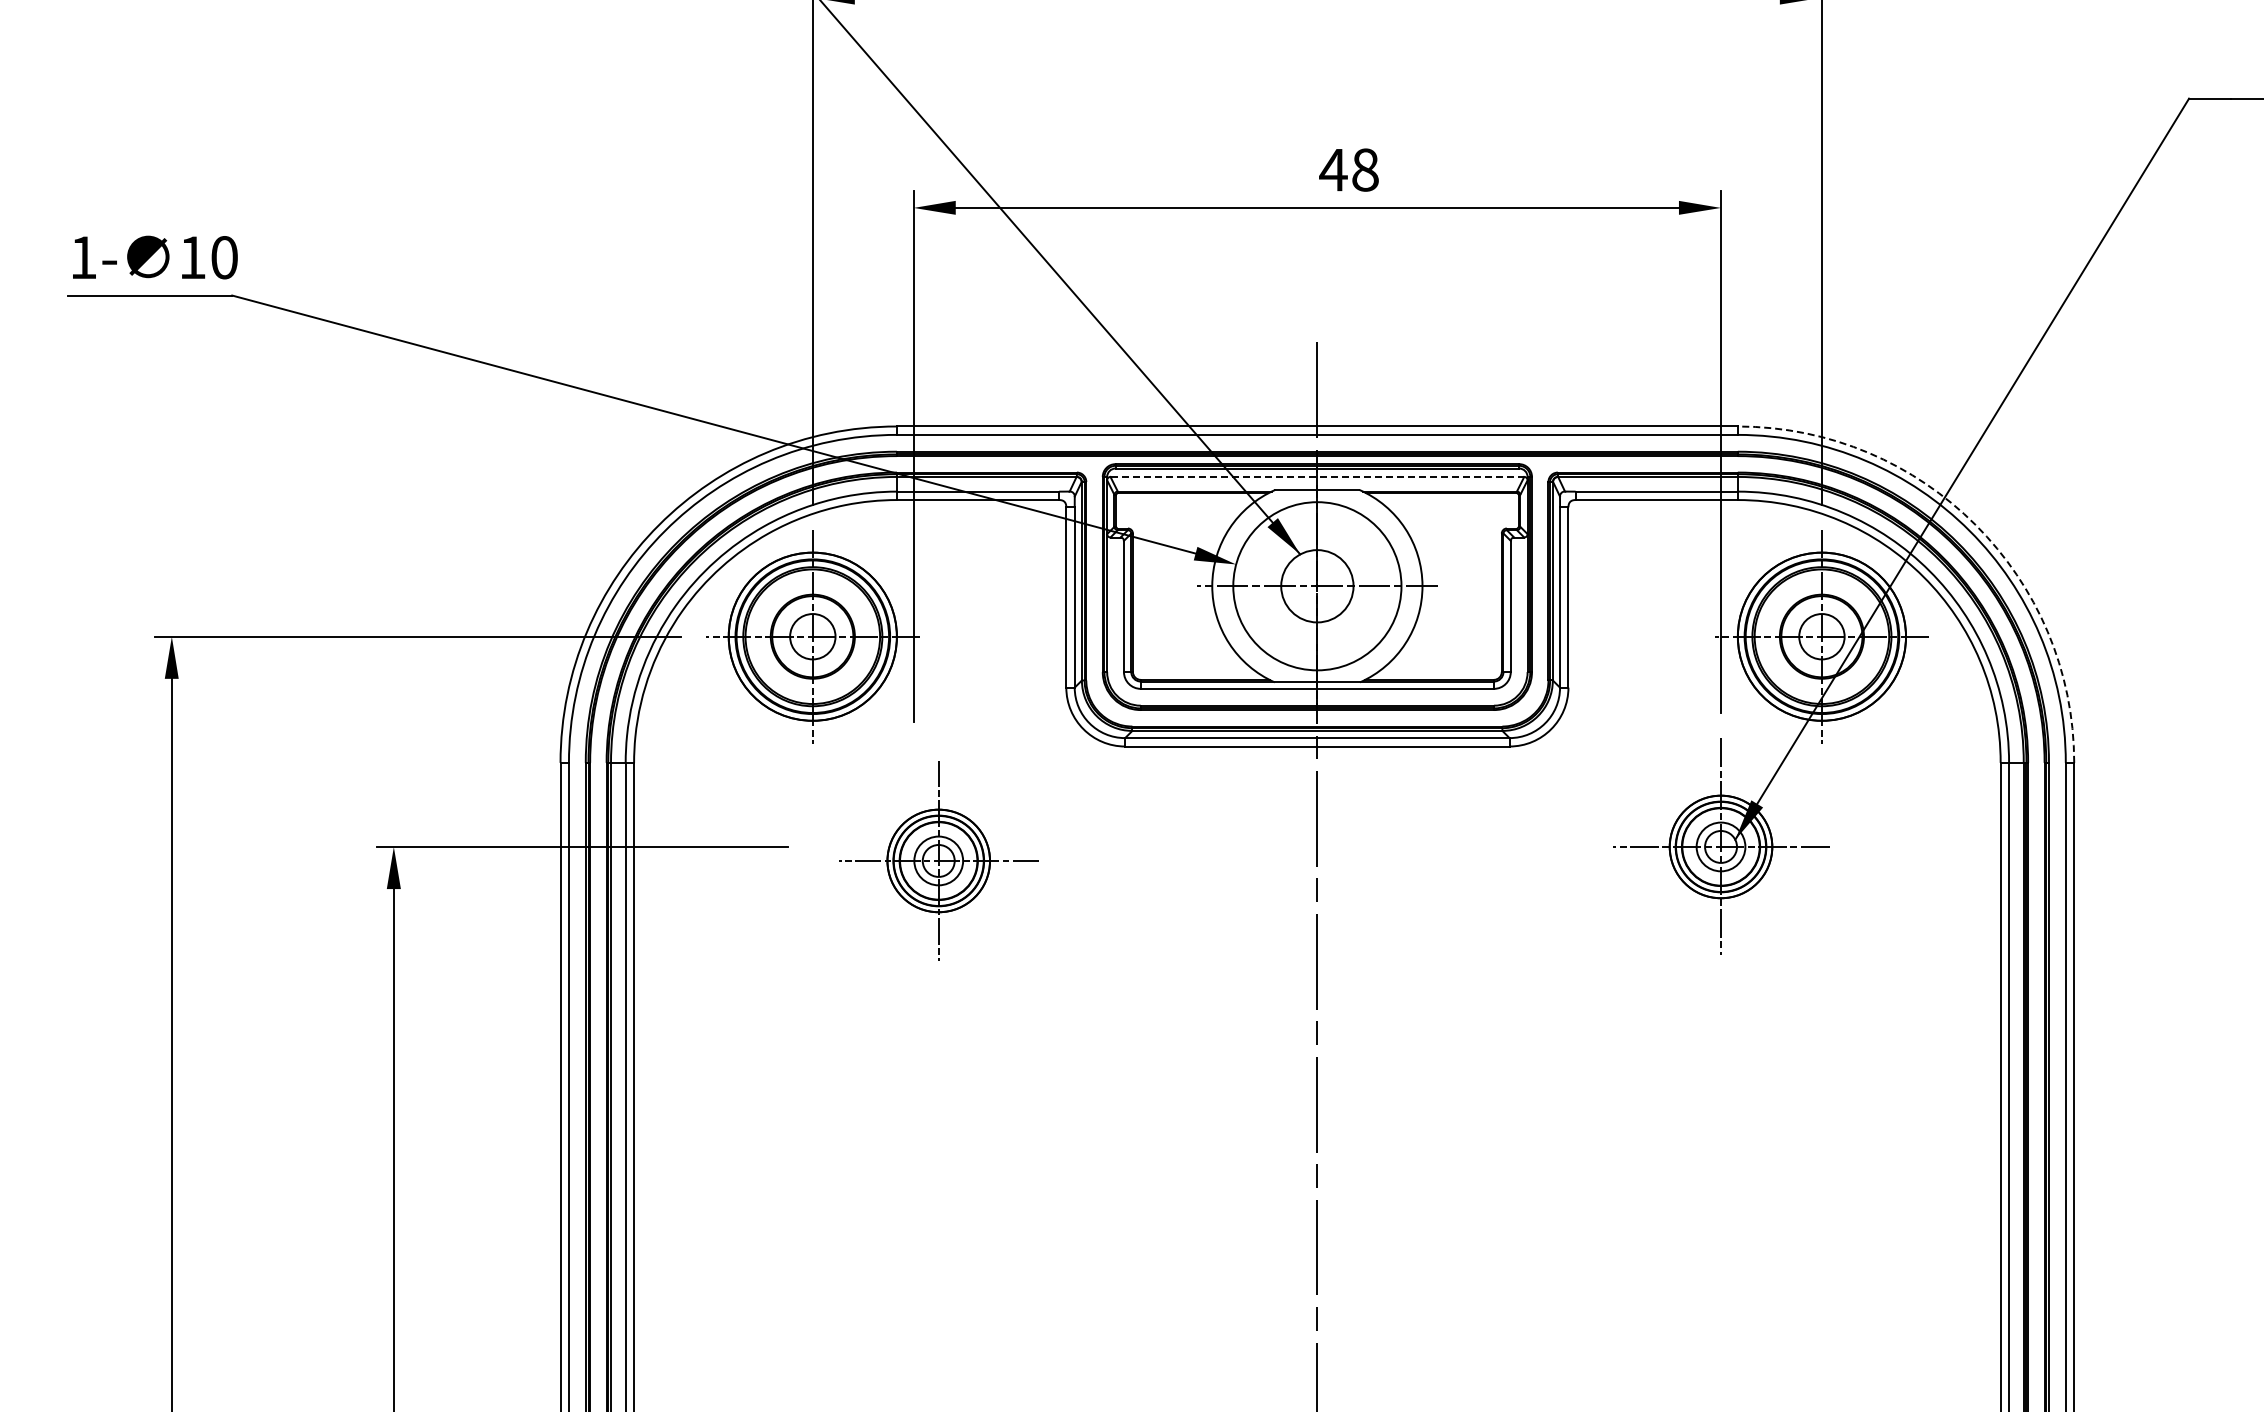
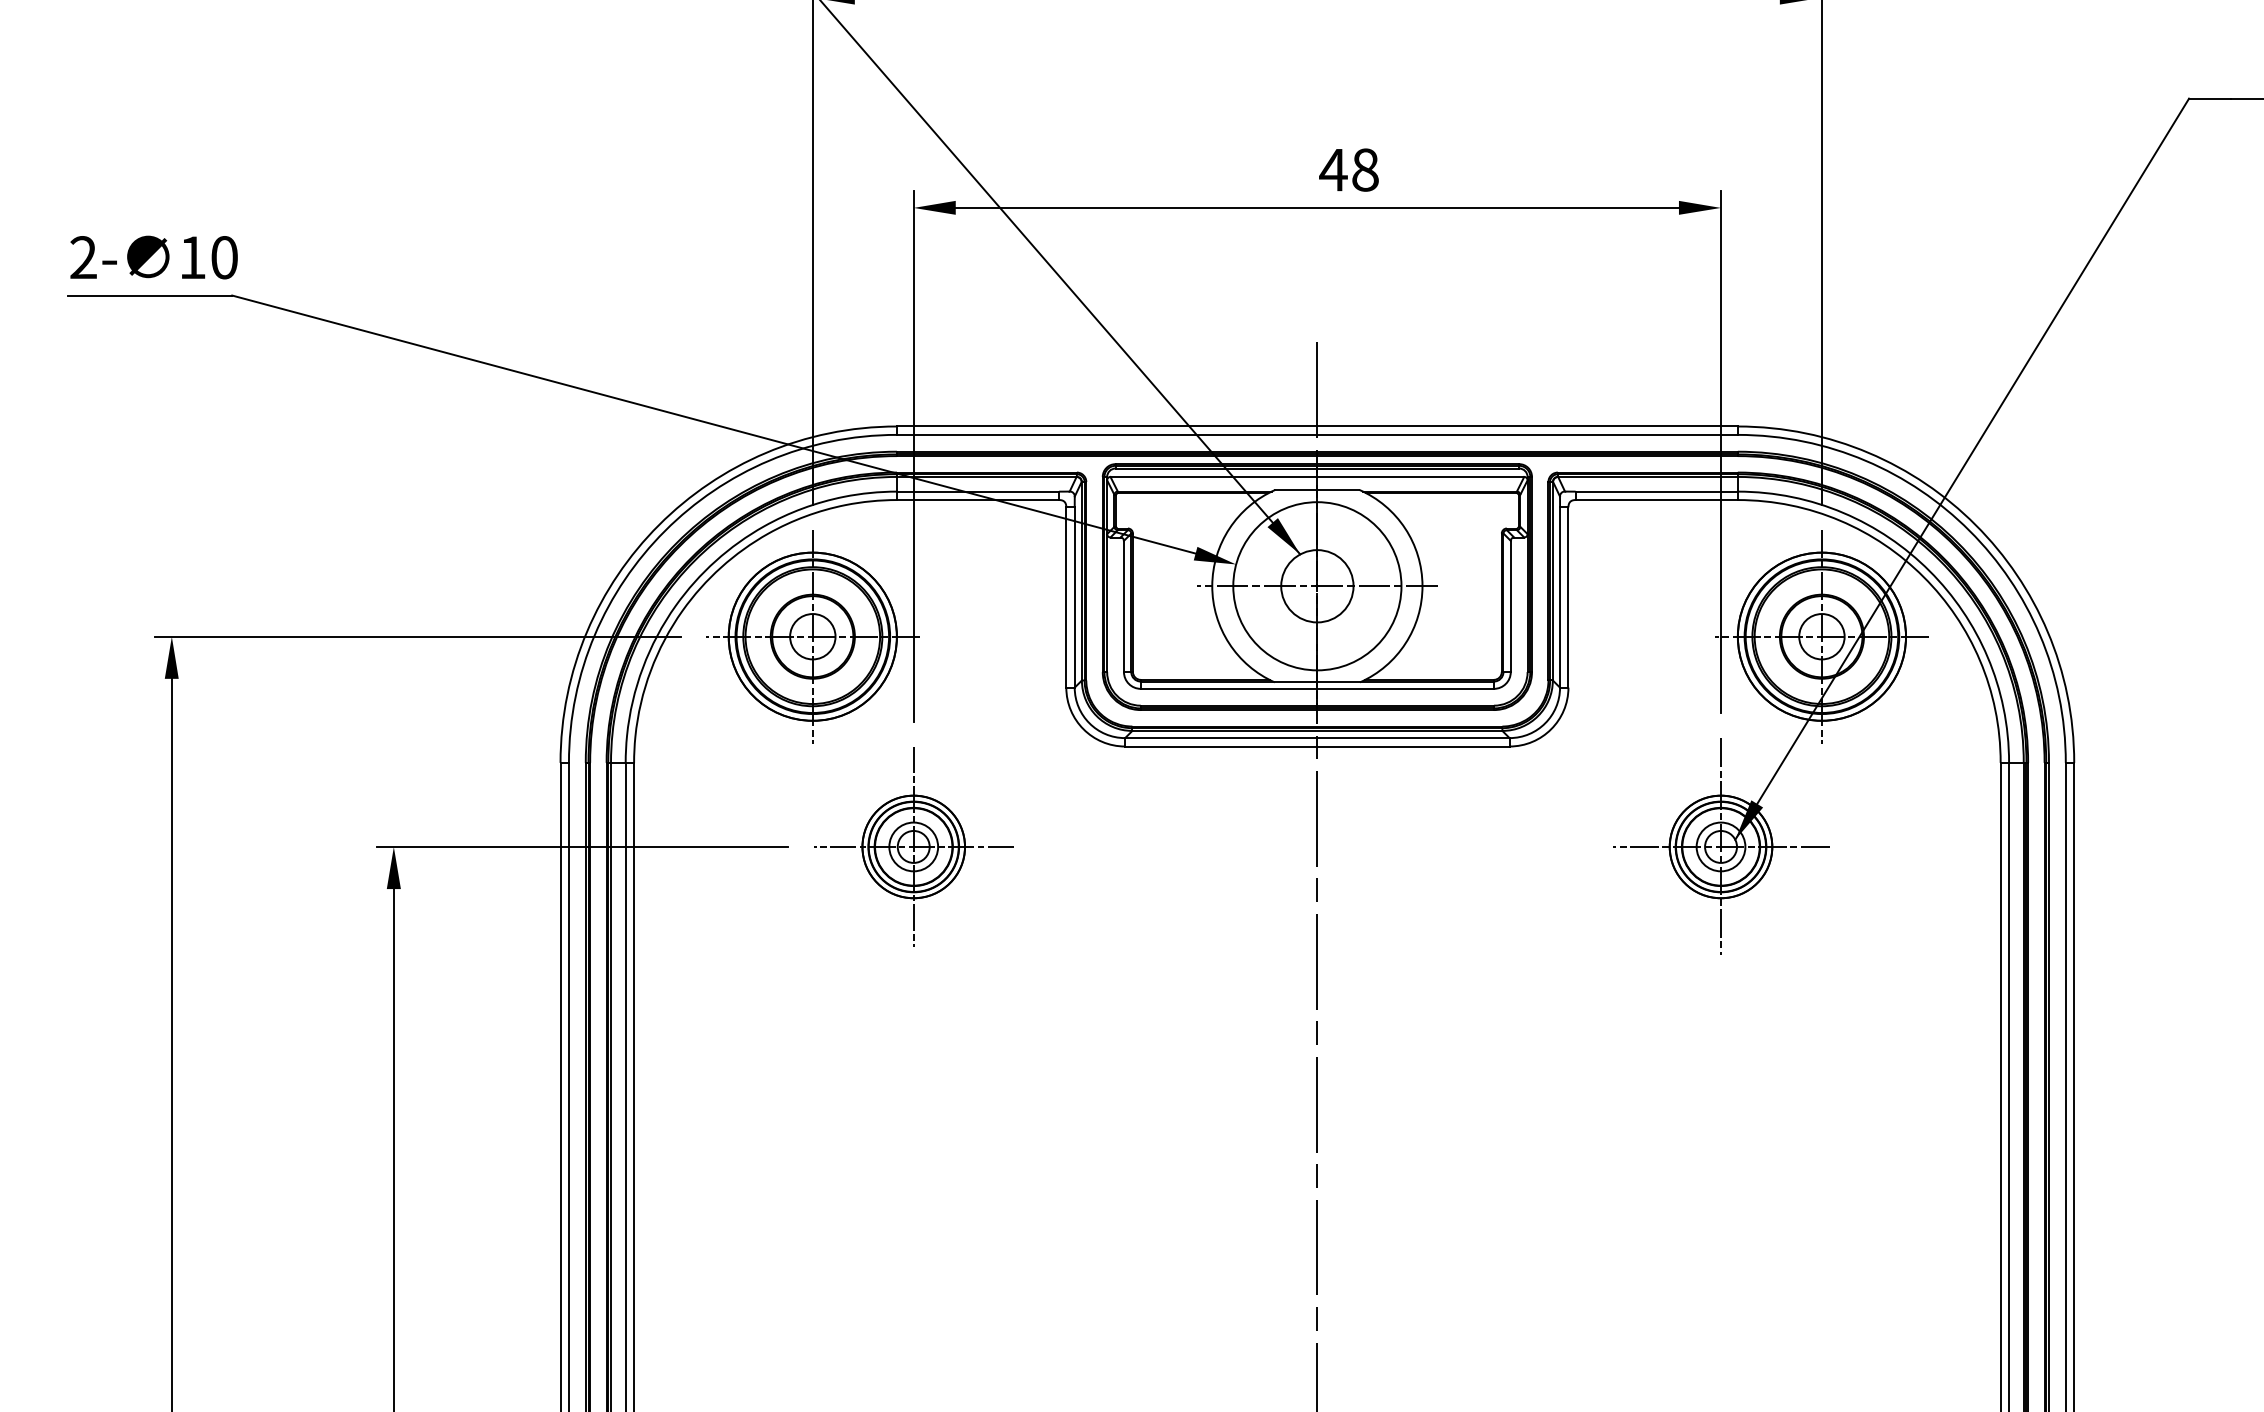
text: 1- -> 2- (83, 257)
line: dashed -> solid (1317, 476)
arc: dashed -> solid (1975, 525)
part position: (938, 860) -> (913, 846) (913, 846)
